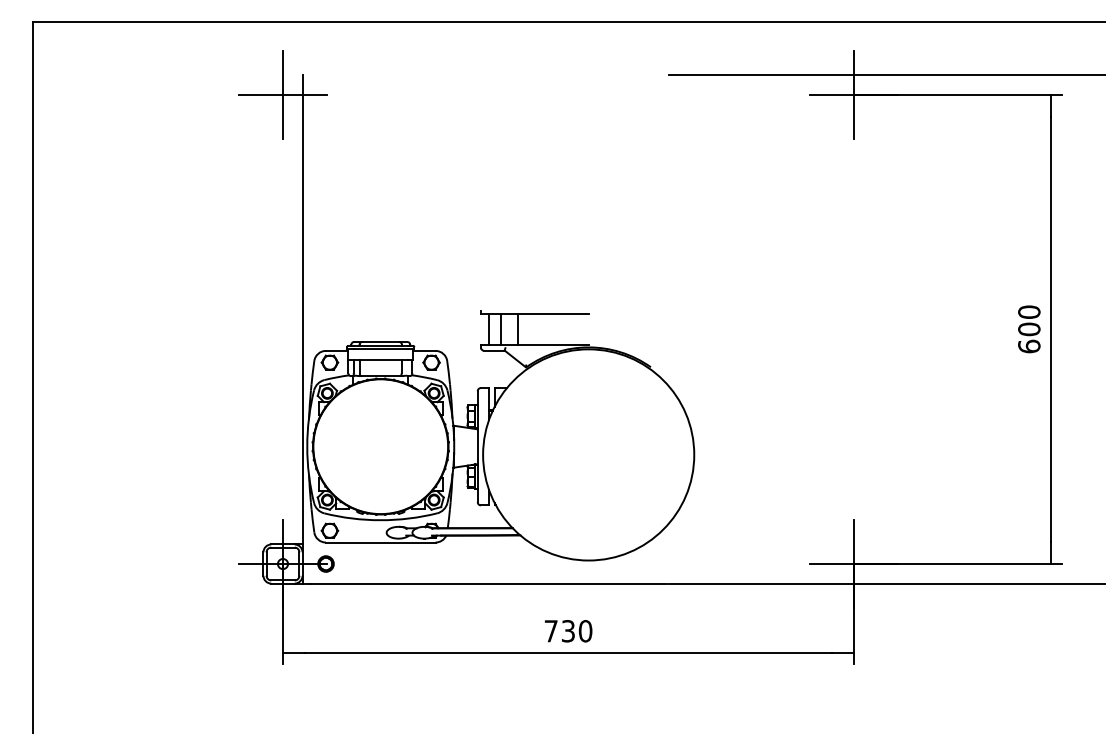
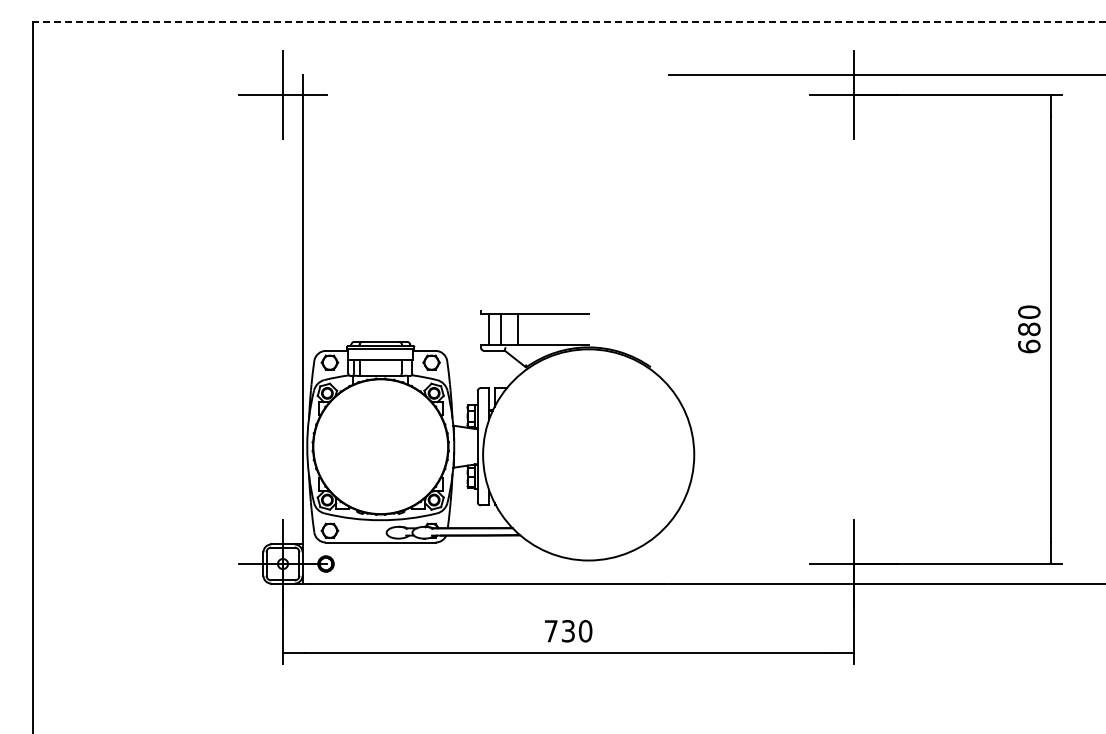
line: solid -> dashed (569, 22)
text: 600 -> 680 (1029, 329)
